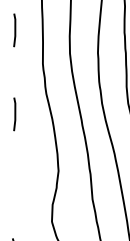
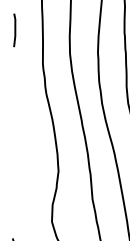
line: present -> none (14, 114)
